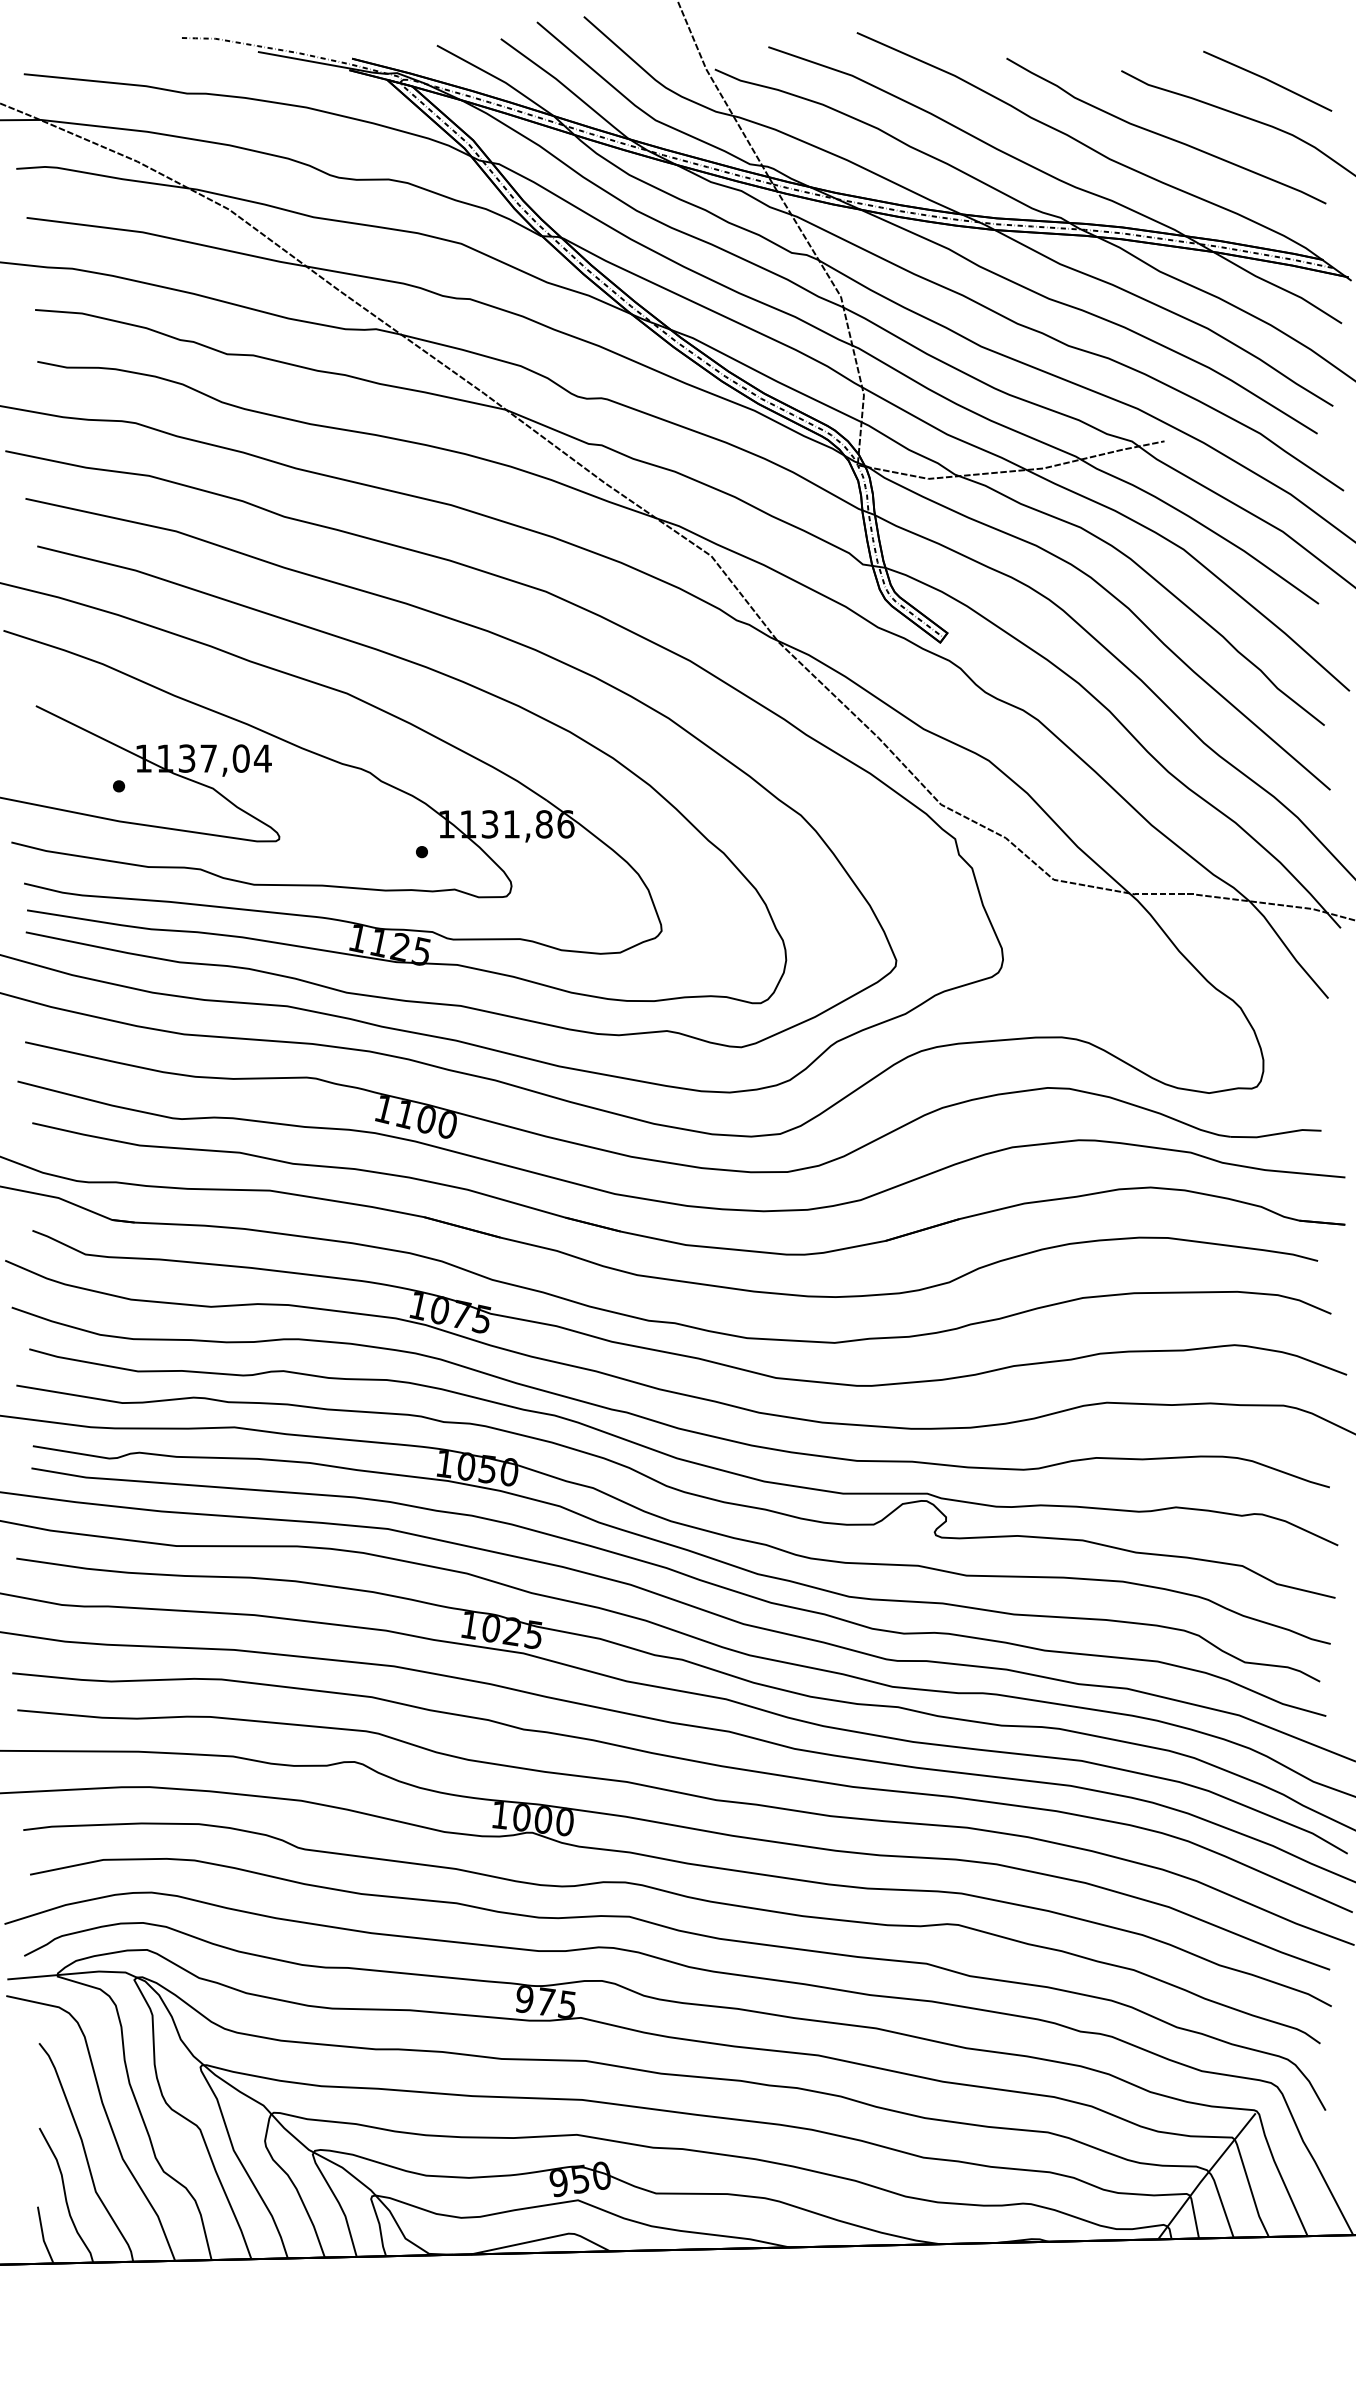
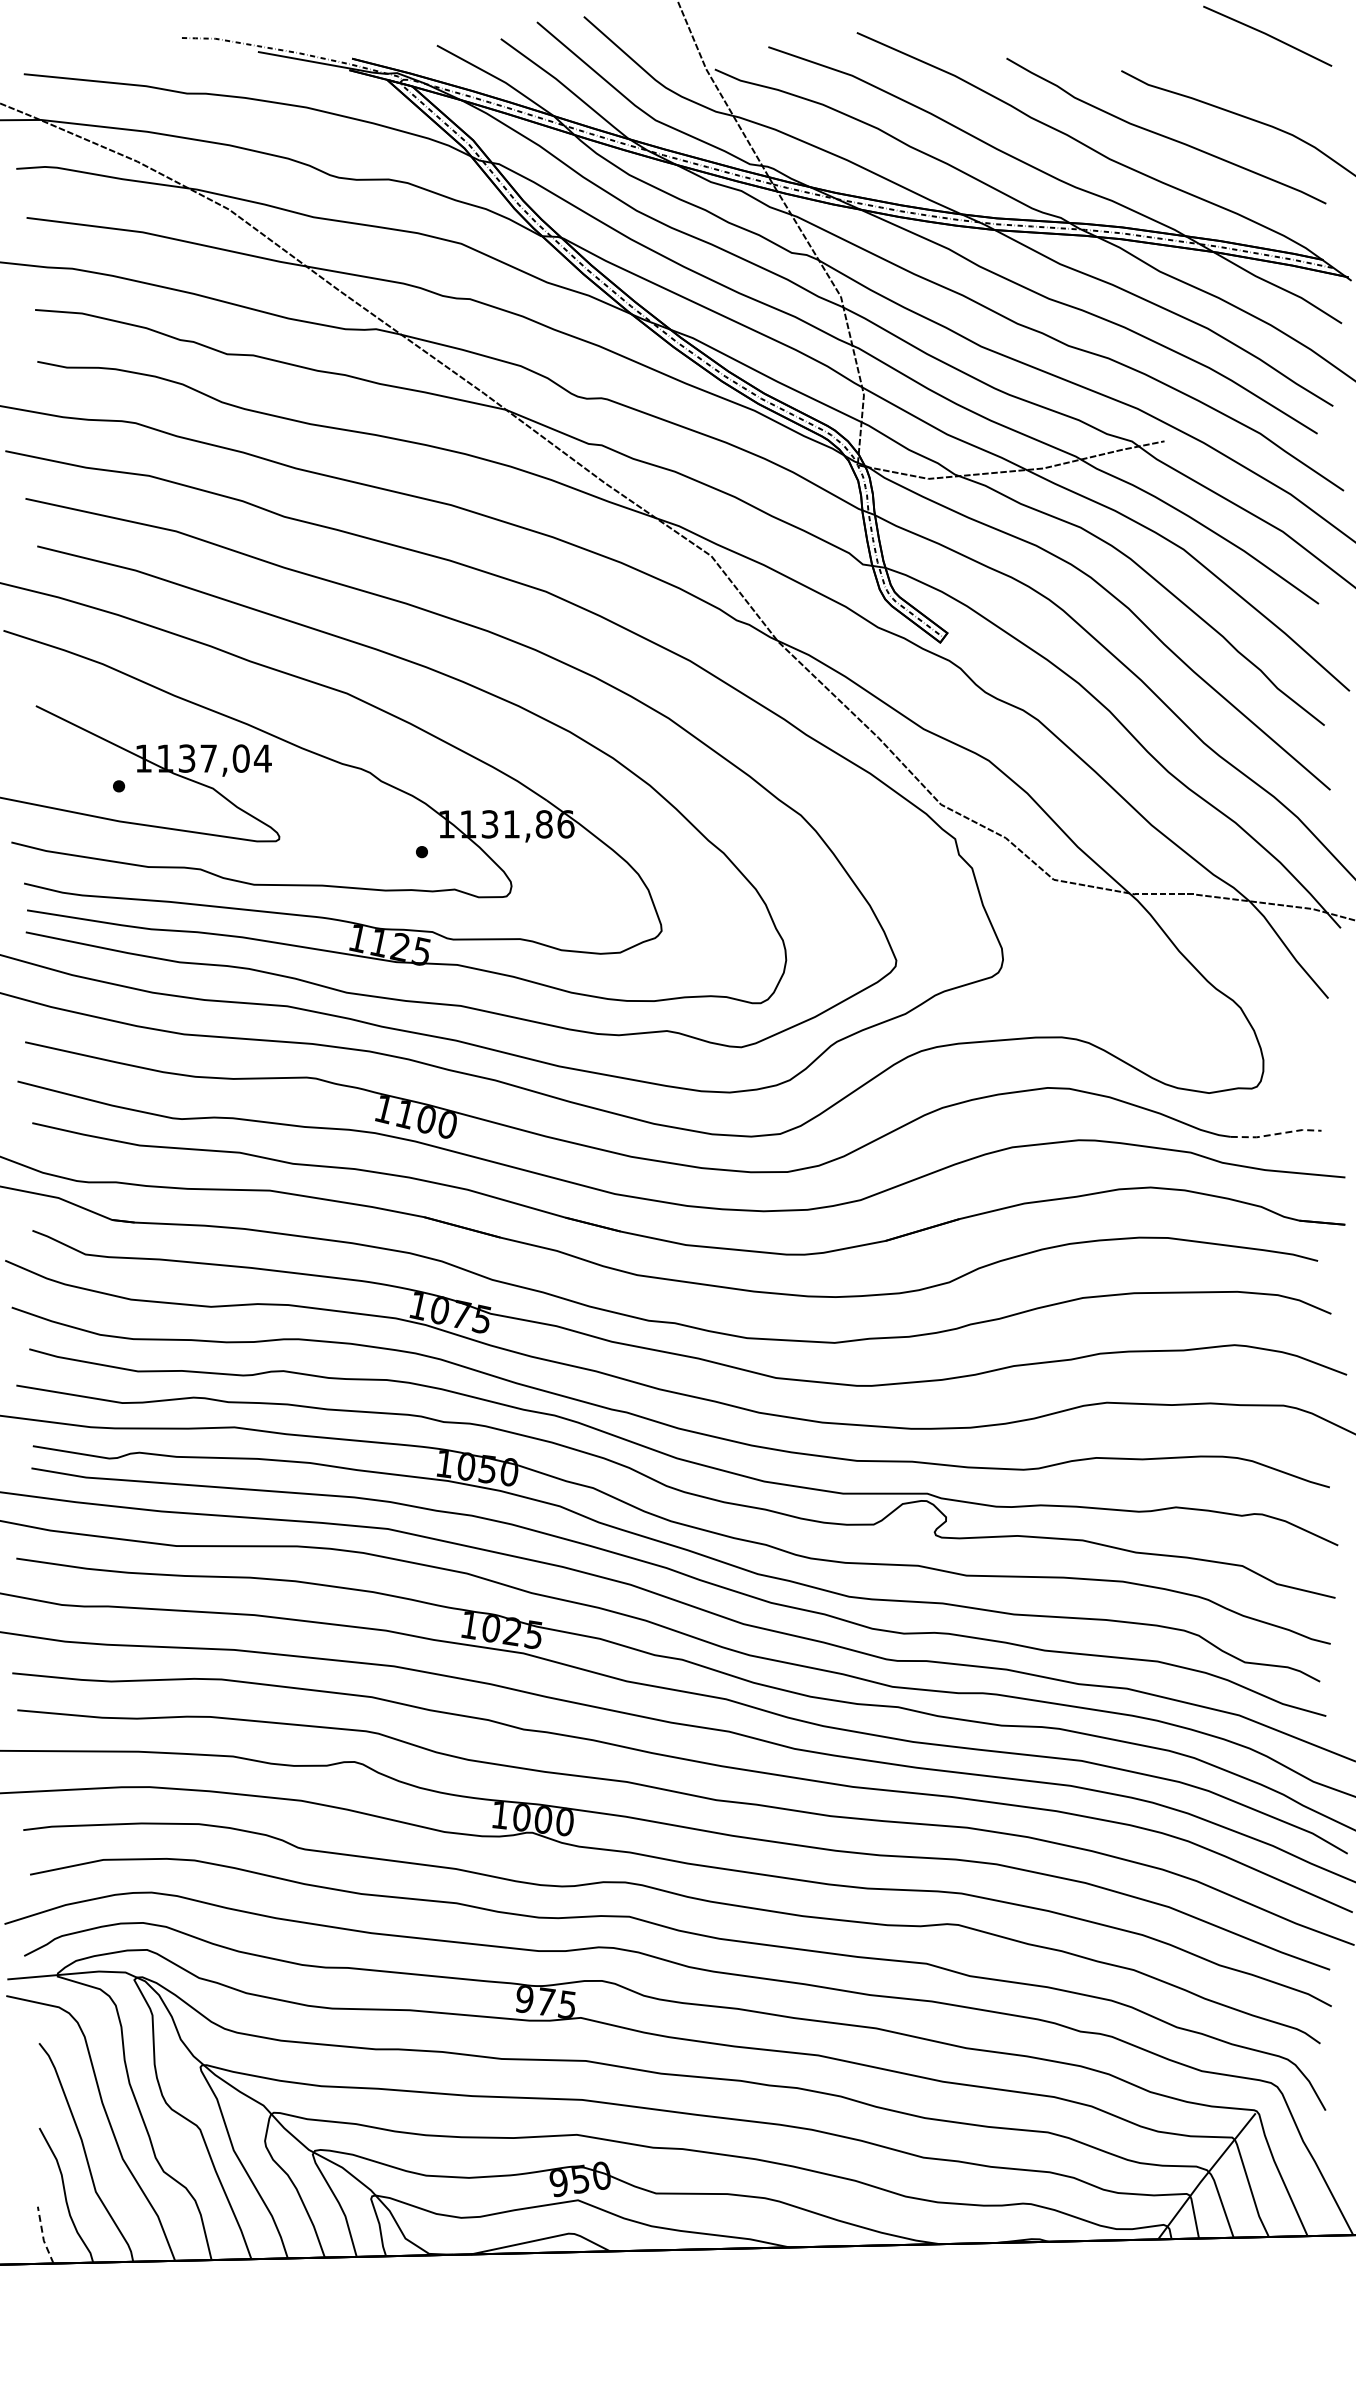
line position: (1267, 80) -> (1267, 35) (1267, 35)
line: solid -> dashed (1277, 1134)
line: solid -> dashed (43, 2235)
